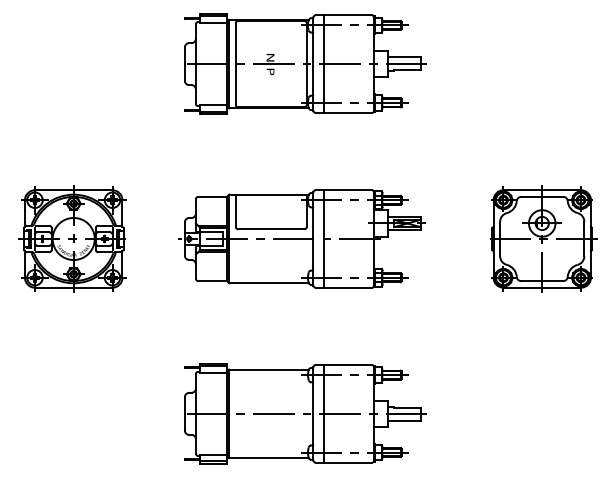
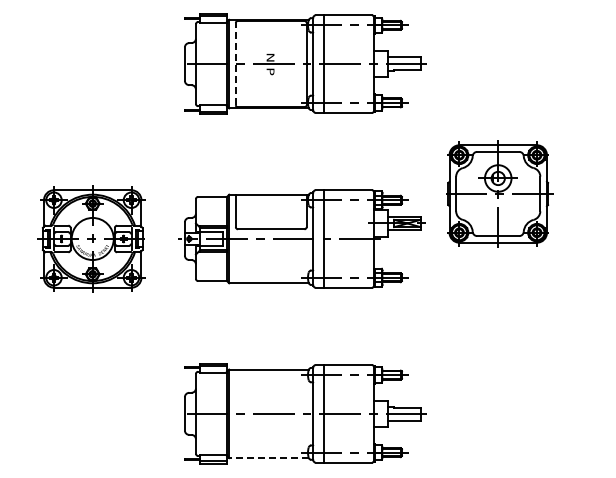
line: solid -> dashed (235, 63)
part position: (72, 238) -> (91, 238) (91, 238)
part position: (543, 238) -> (499, 193) (499, 193)
line: solid -> dashed (269, 458)
